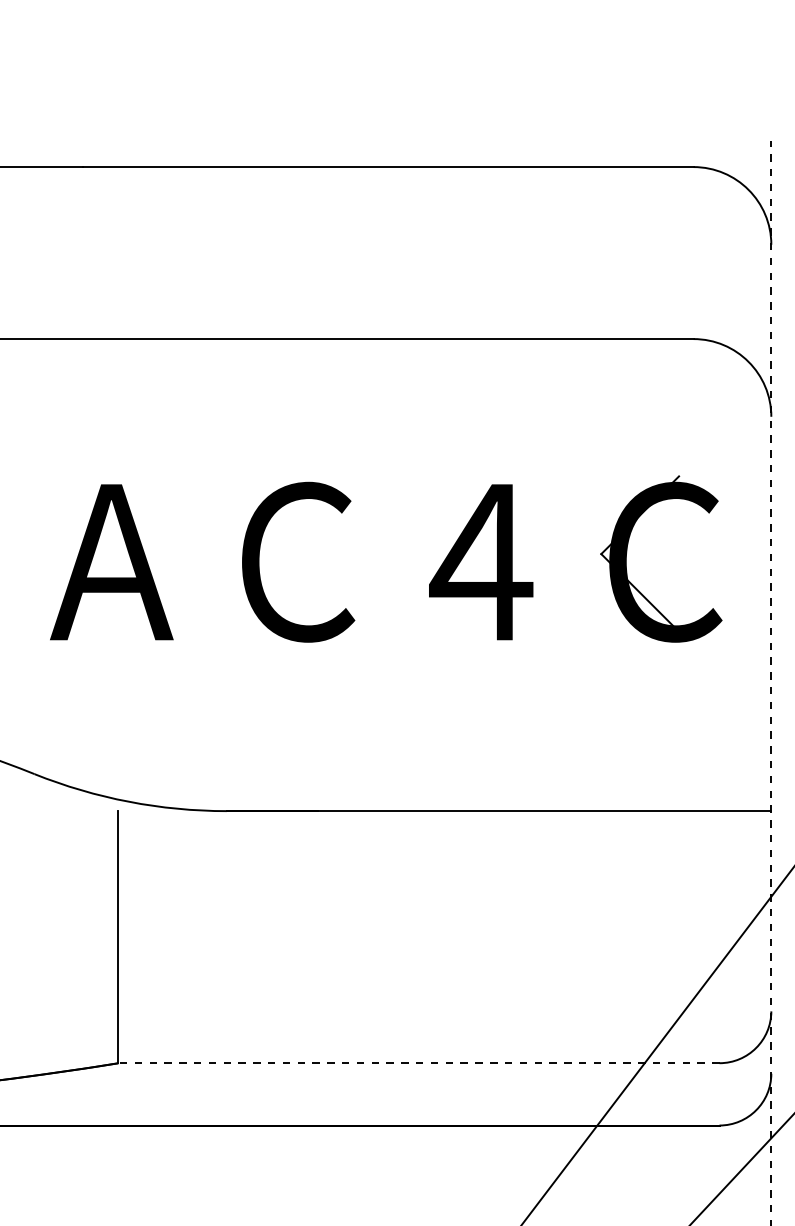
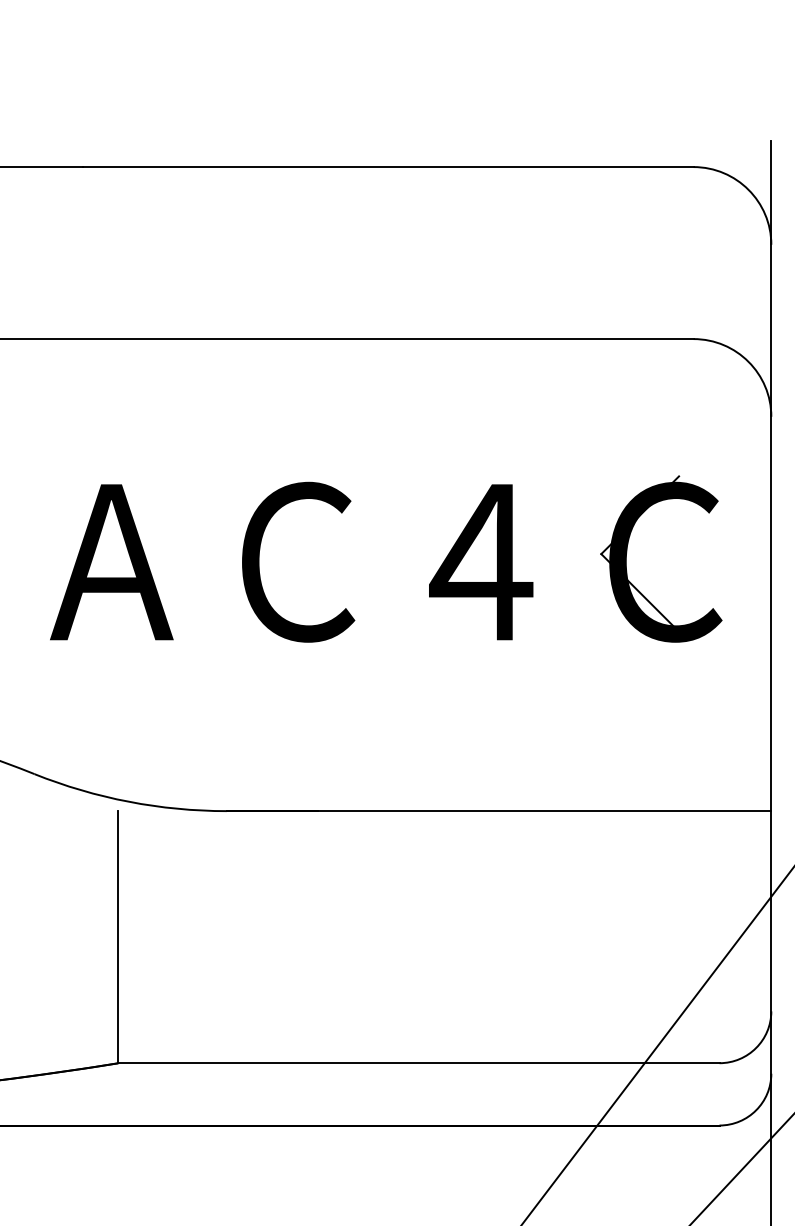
line: dashed -> solid (771, 683)
line: dashed -> solid (418, 1063)
